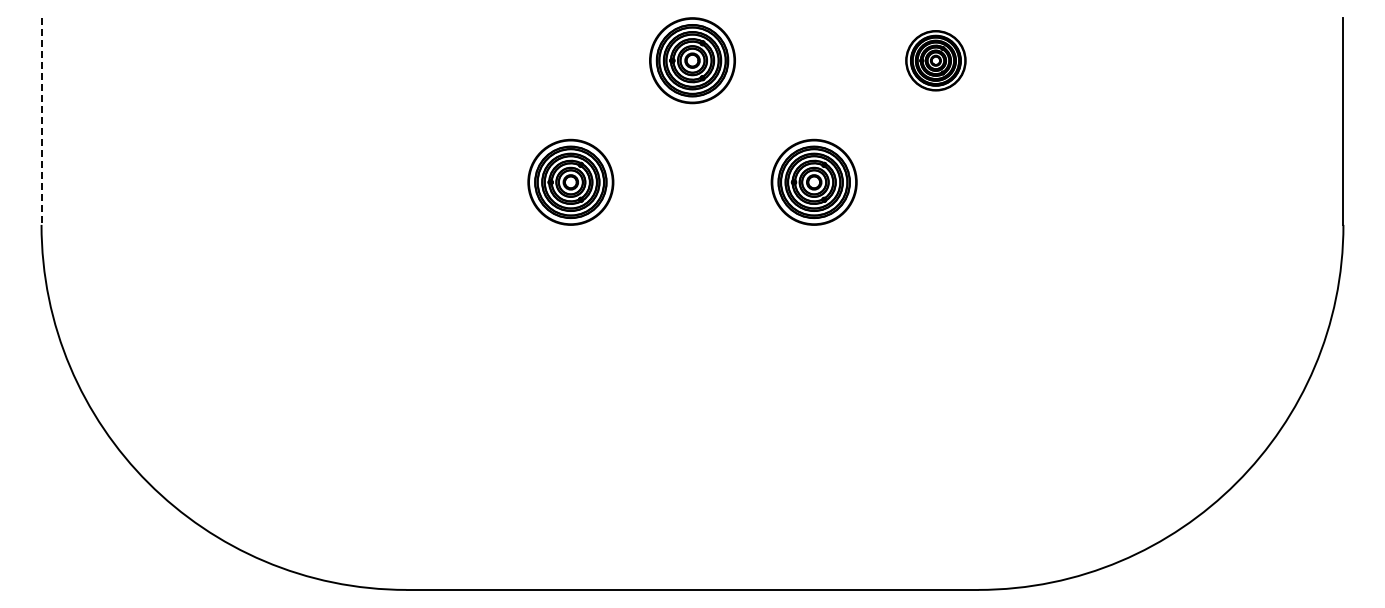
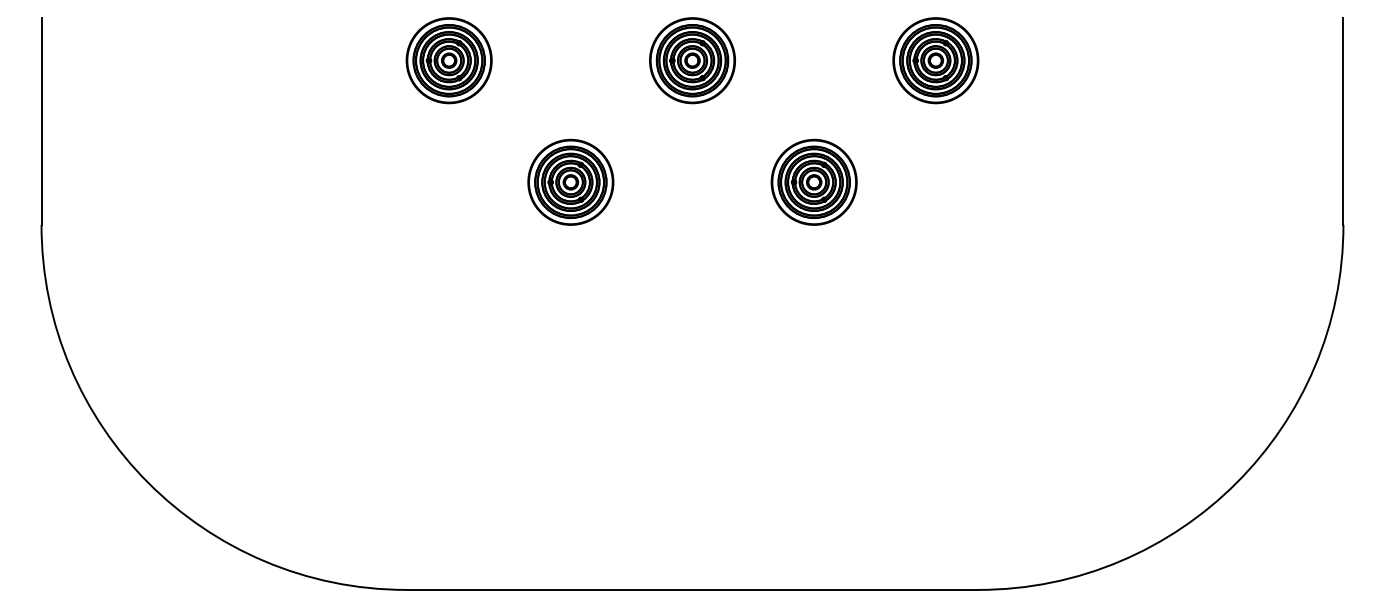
part: none -> present (448, 60)
part size: 62x62 px -> 88x88 px (935, 60)
line: dashed -> solid (41, 121)
